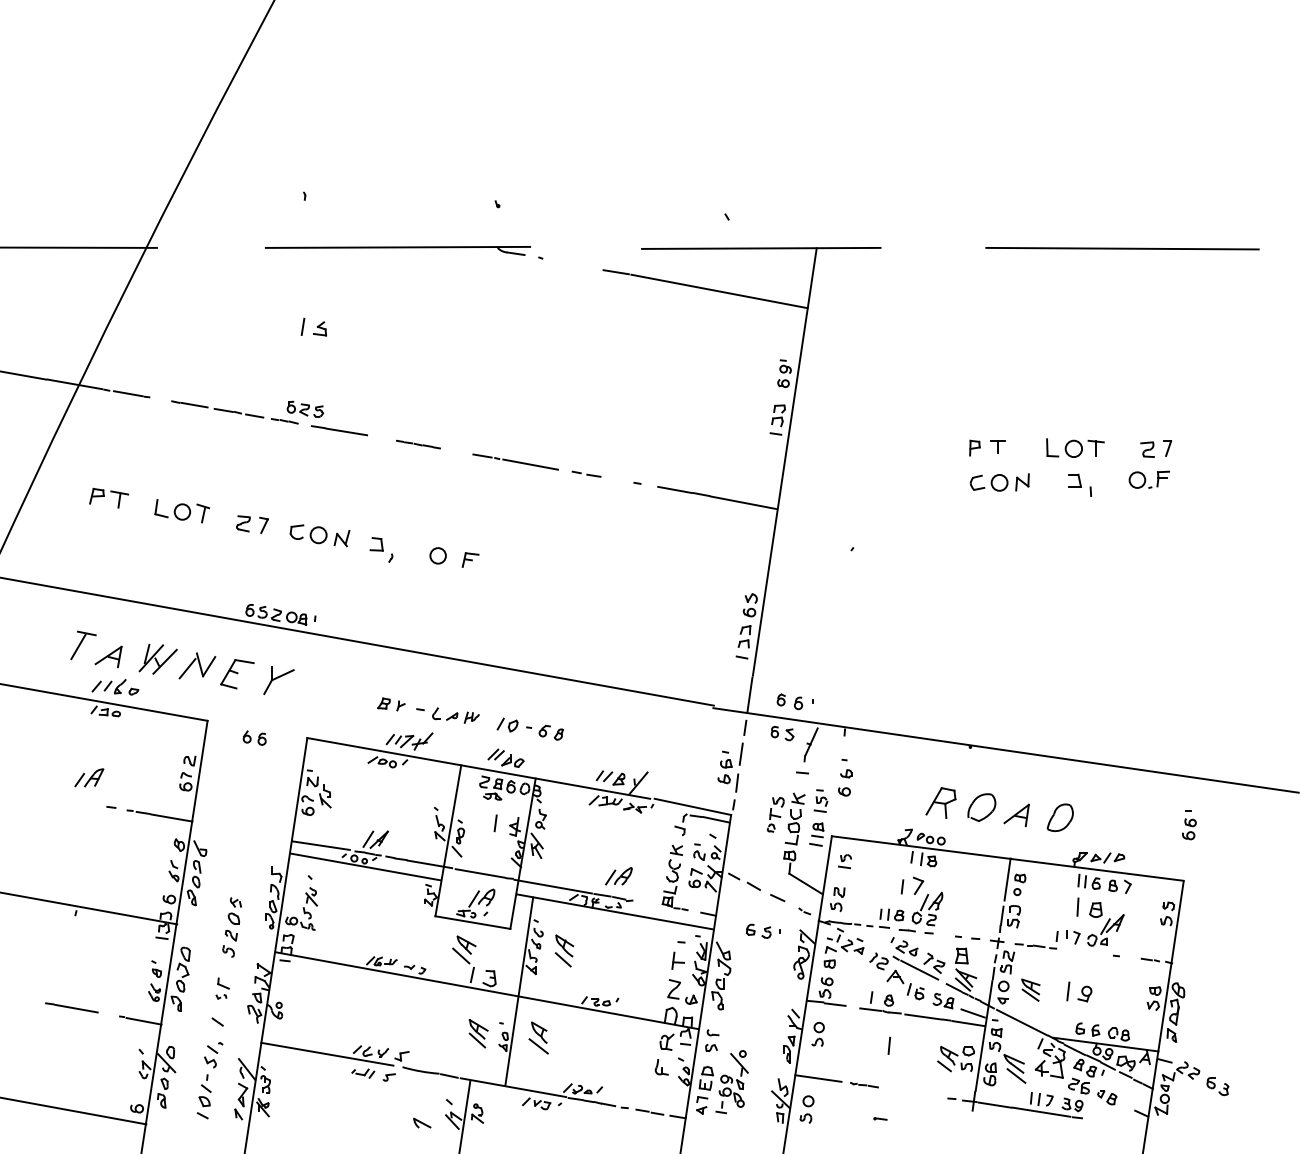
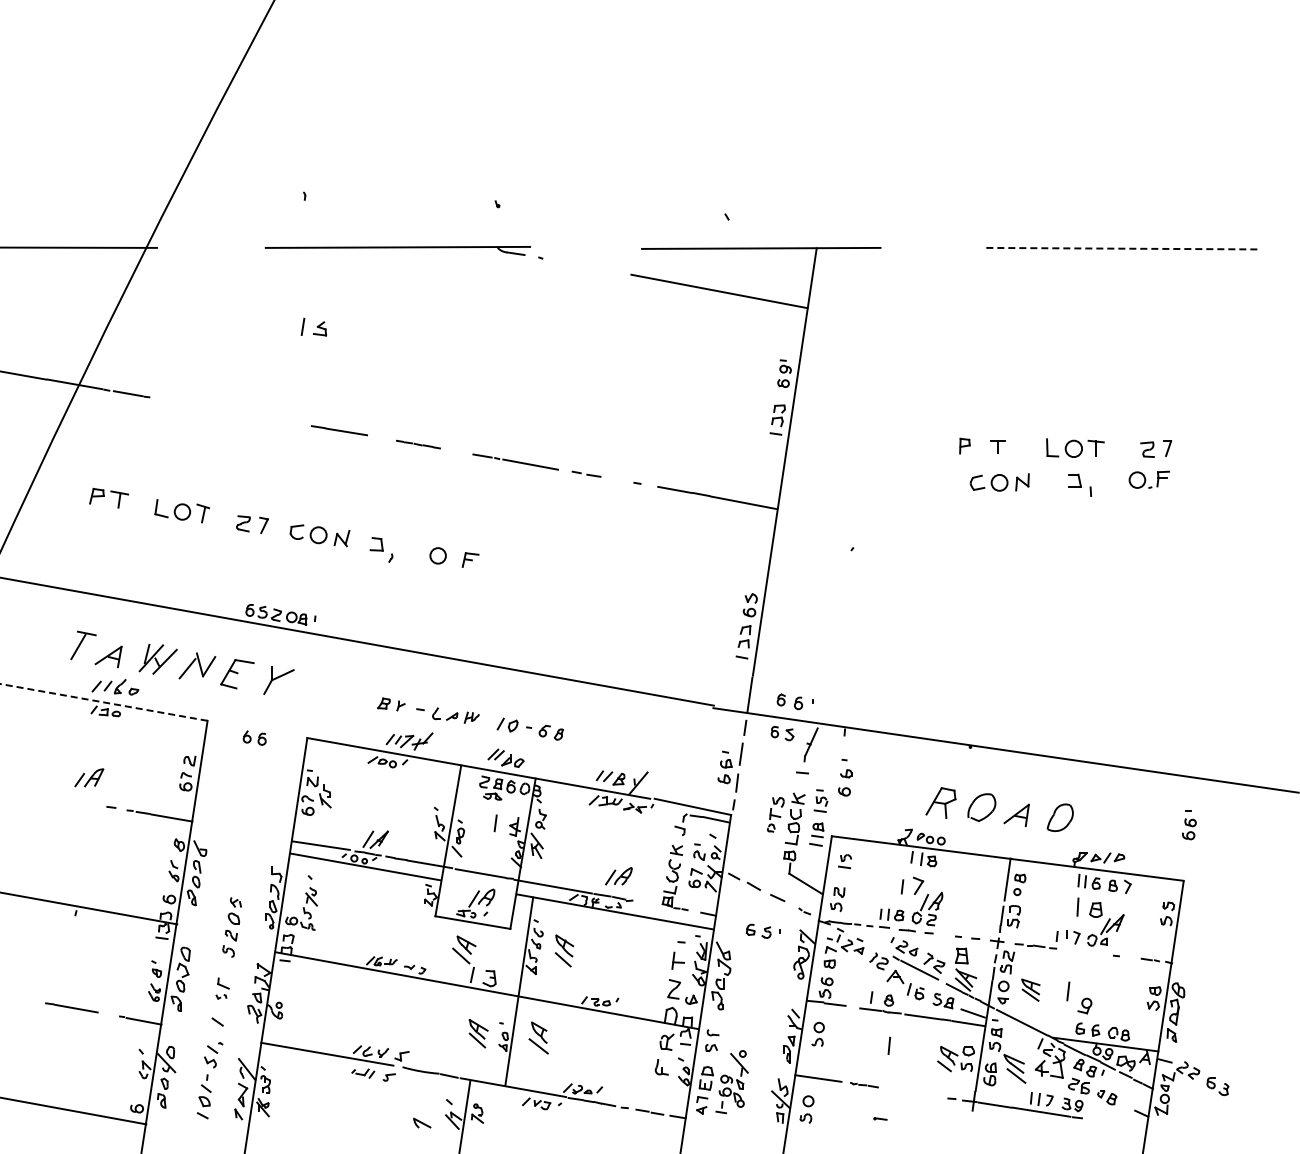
line: solid -> dashed (1123, 248)
line: present -> none (615, 272)
part: present -> none (247, 412)
part position: (974, 447) -> (964, 445) (964, 445)
line: solid -> dashed (103, 702)
part position: (1084, 993) -> (1084, 1005) (1084, 1005)
